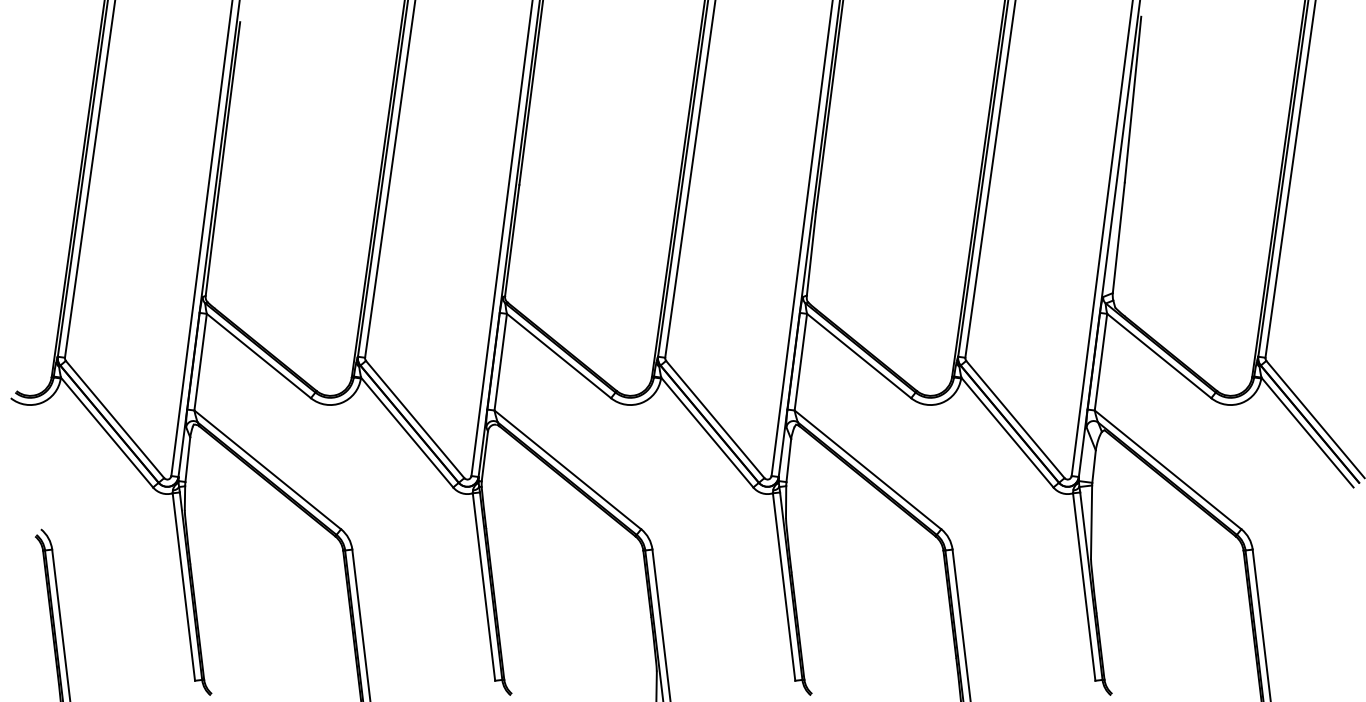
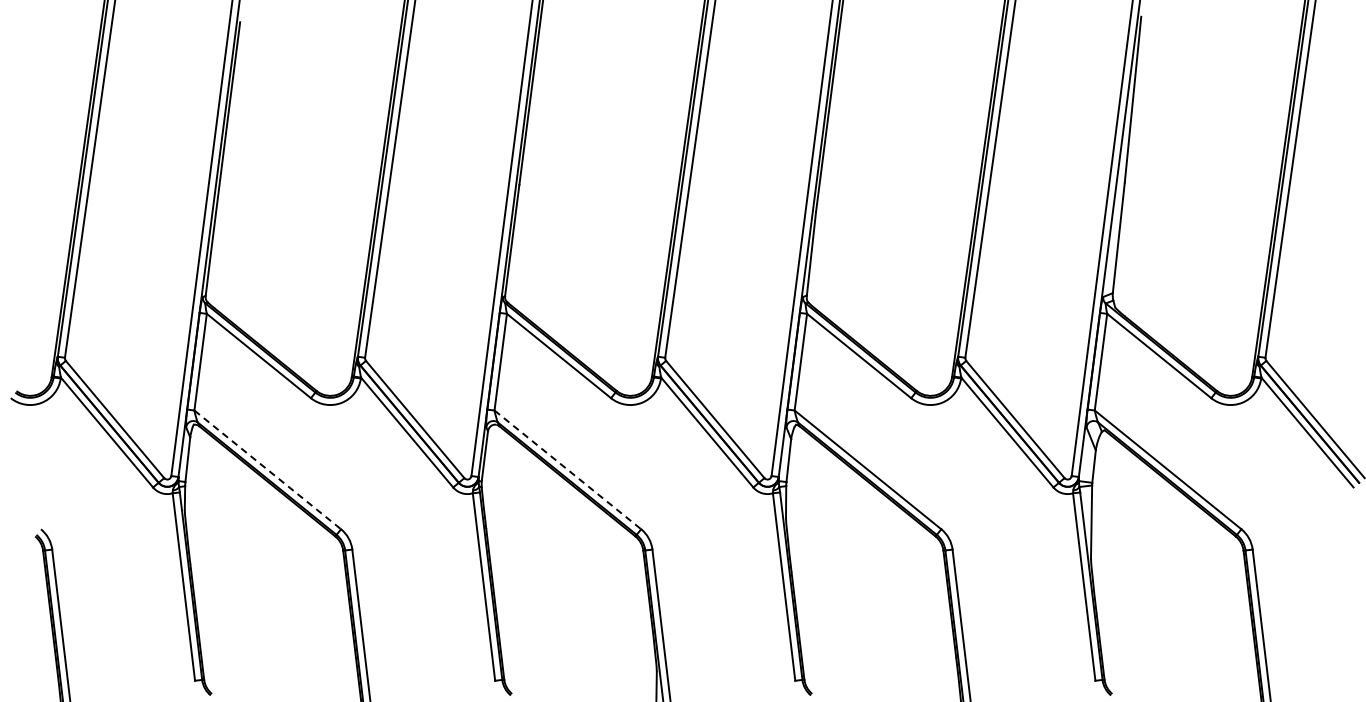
line: solid -> dashed (268, 470)
line: solid -> dashed (568, 470)
